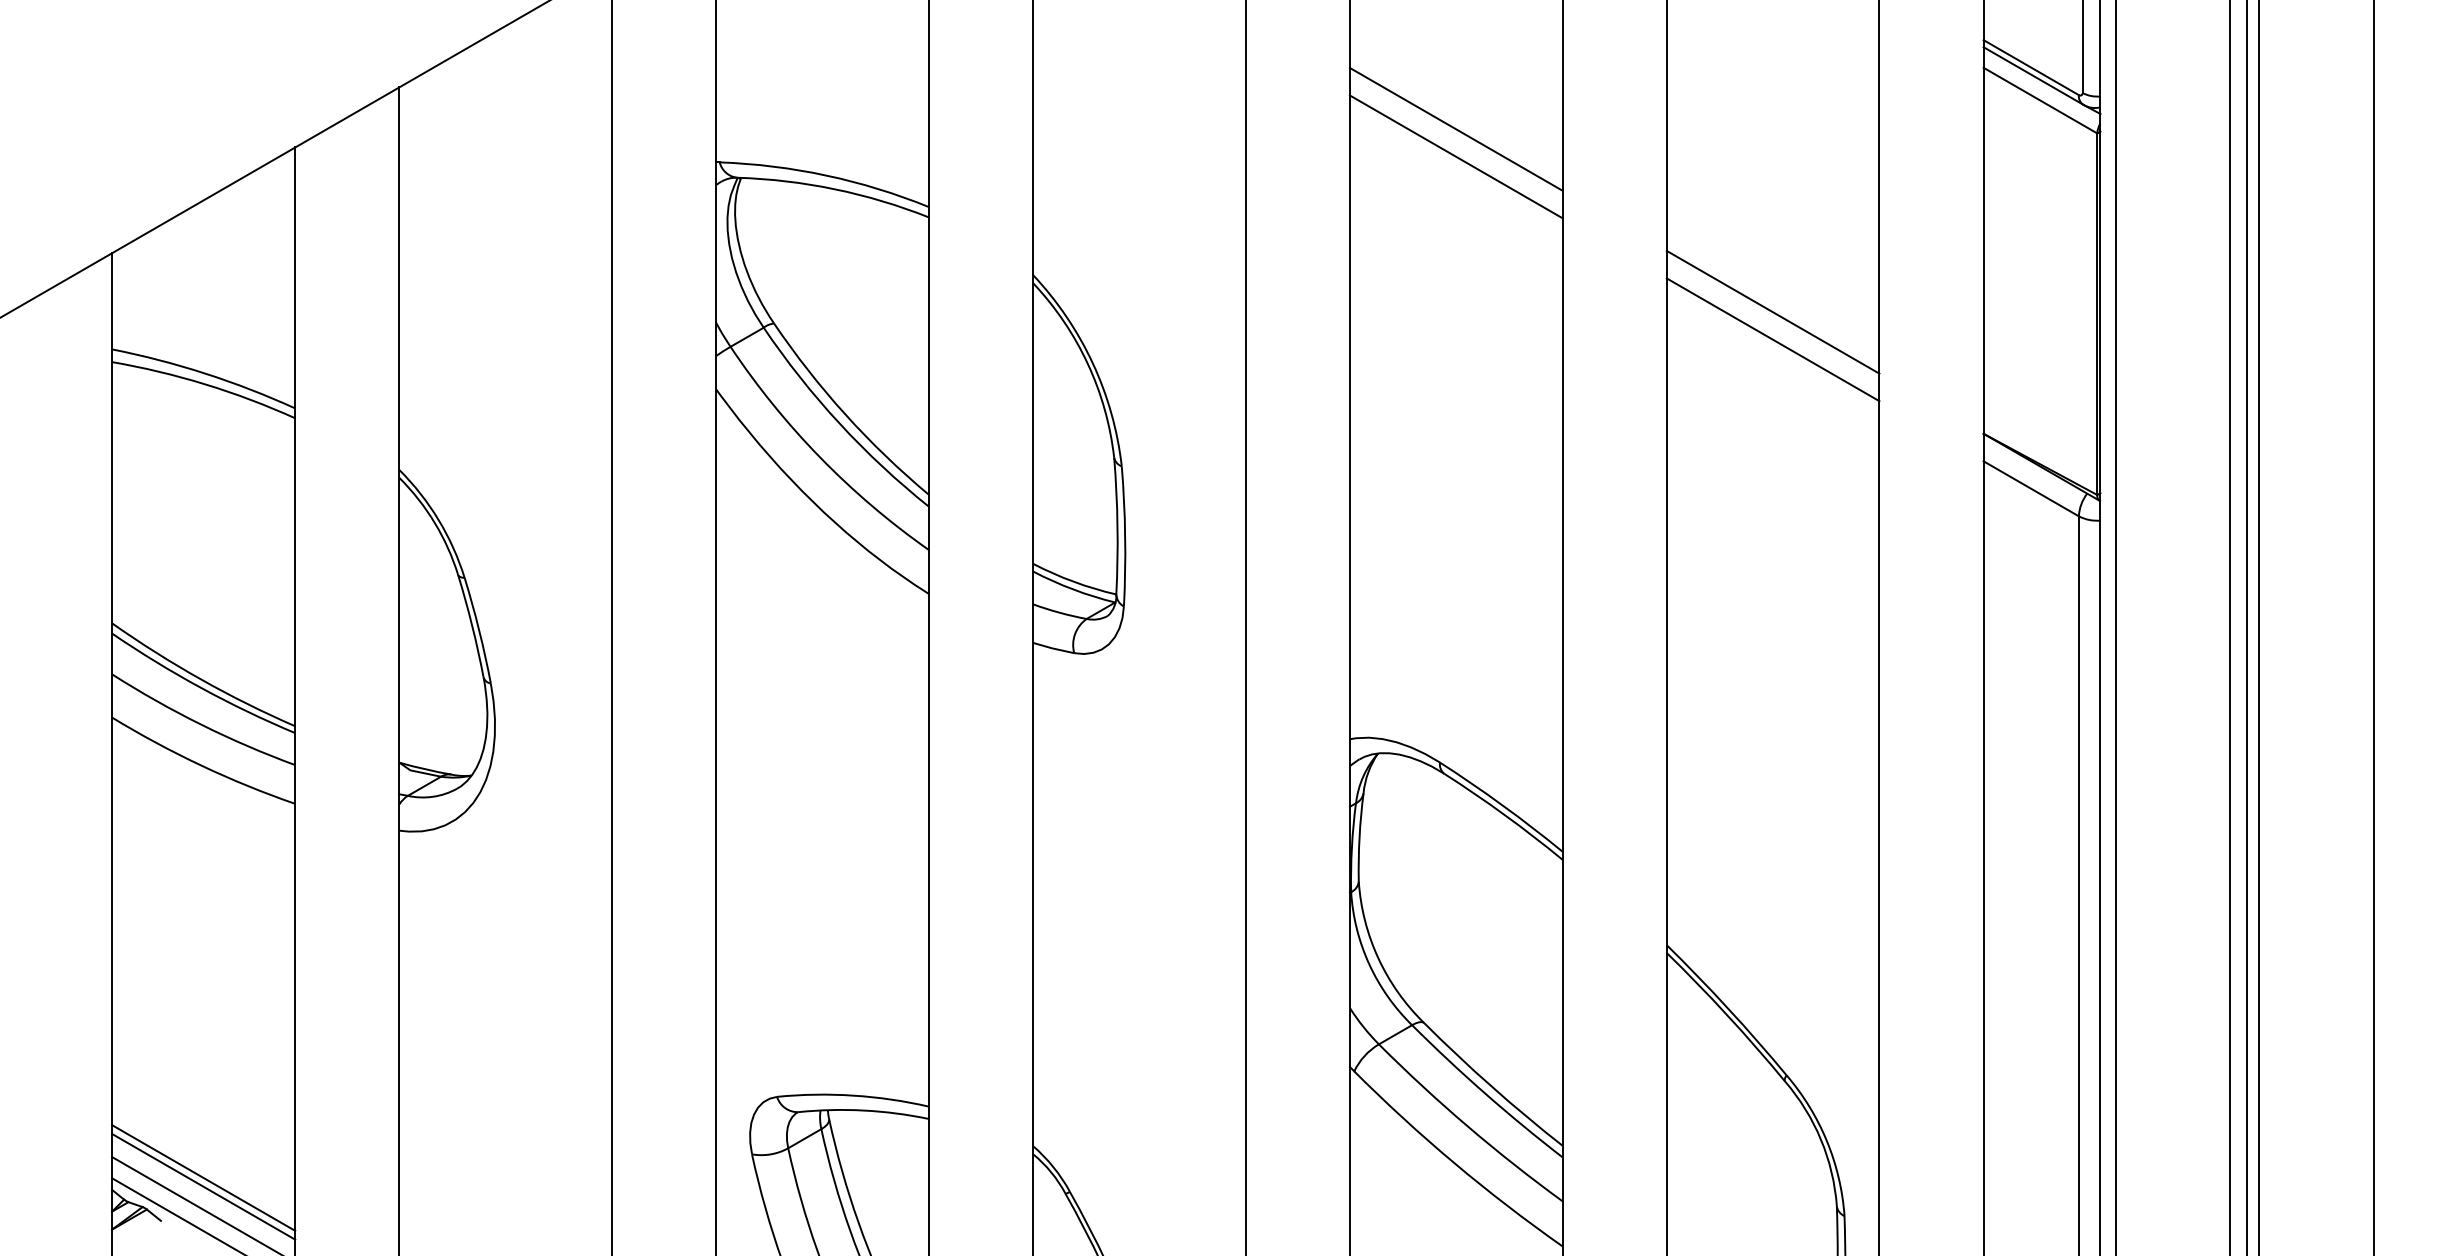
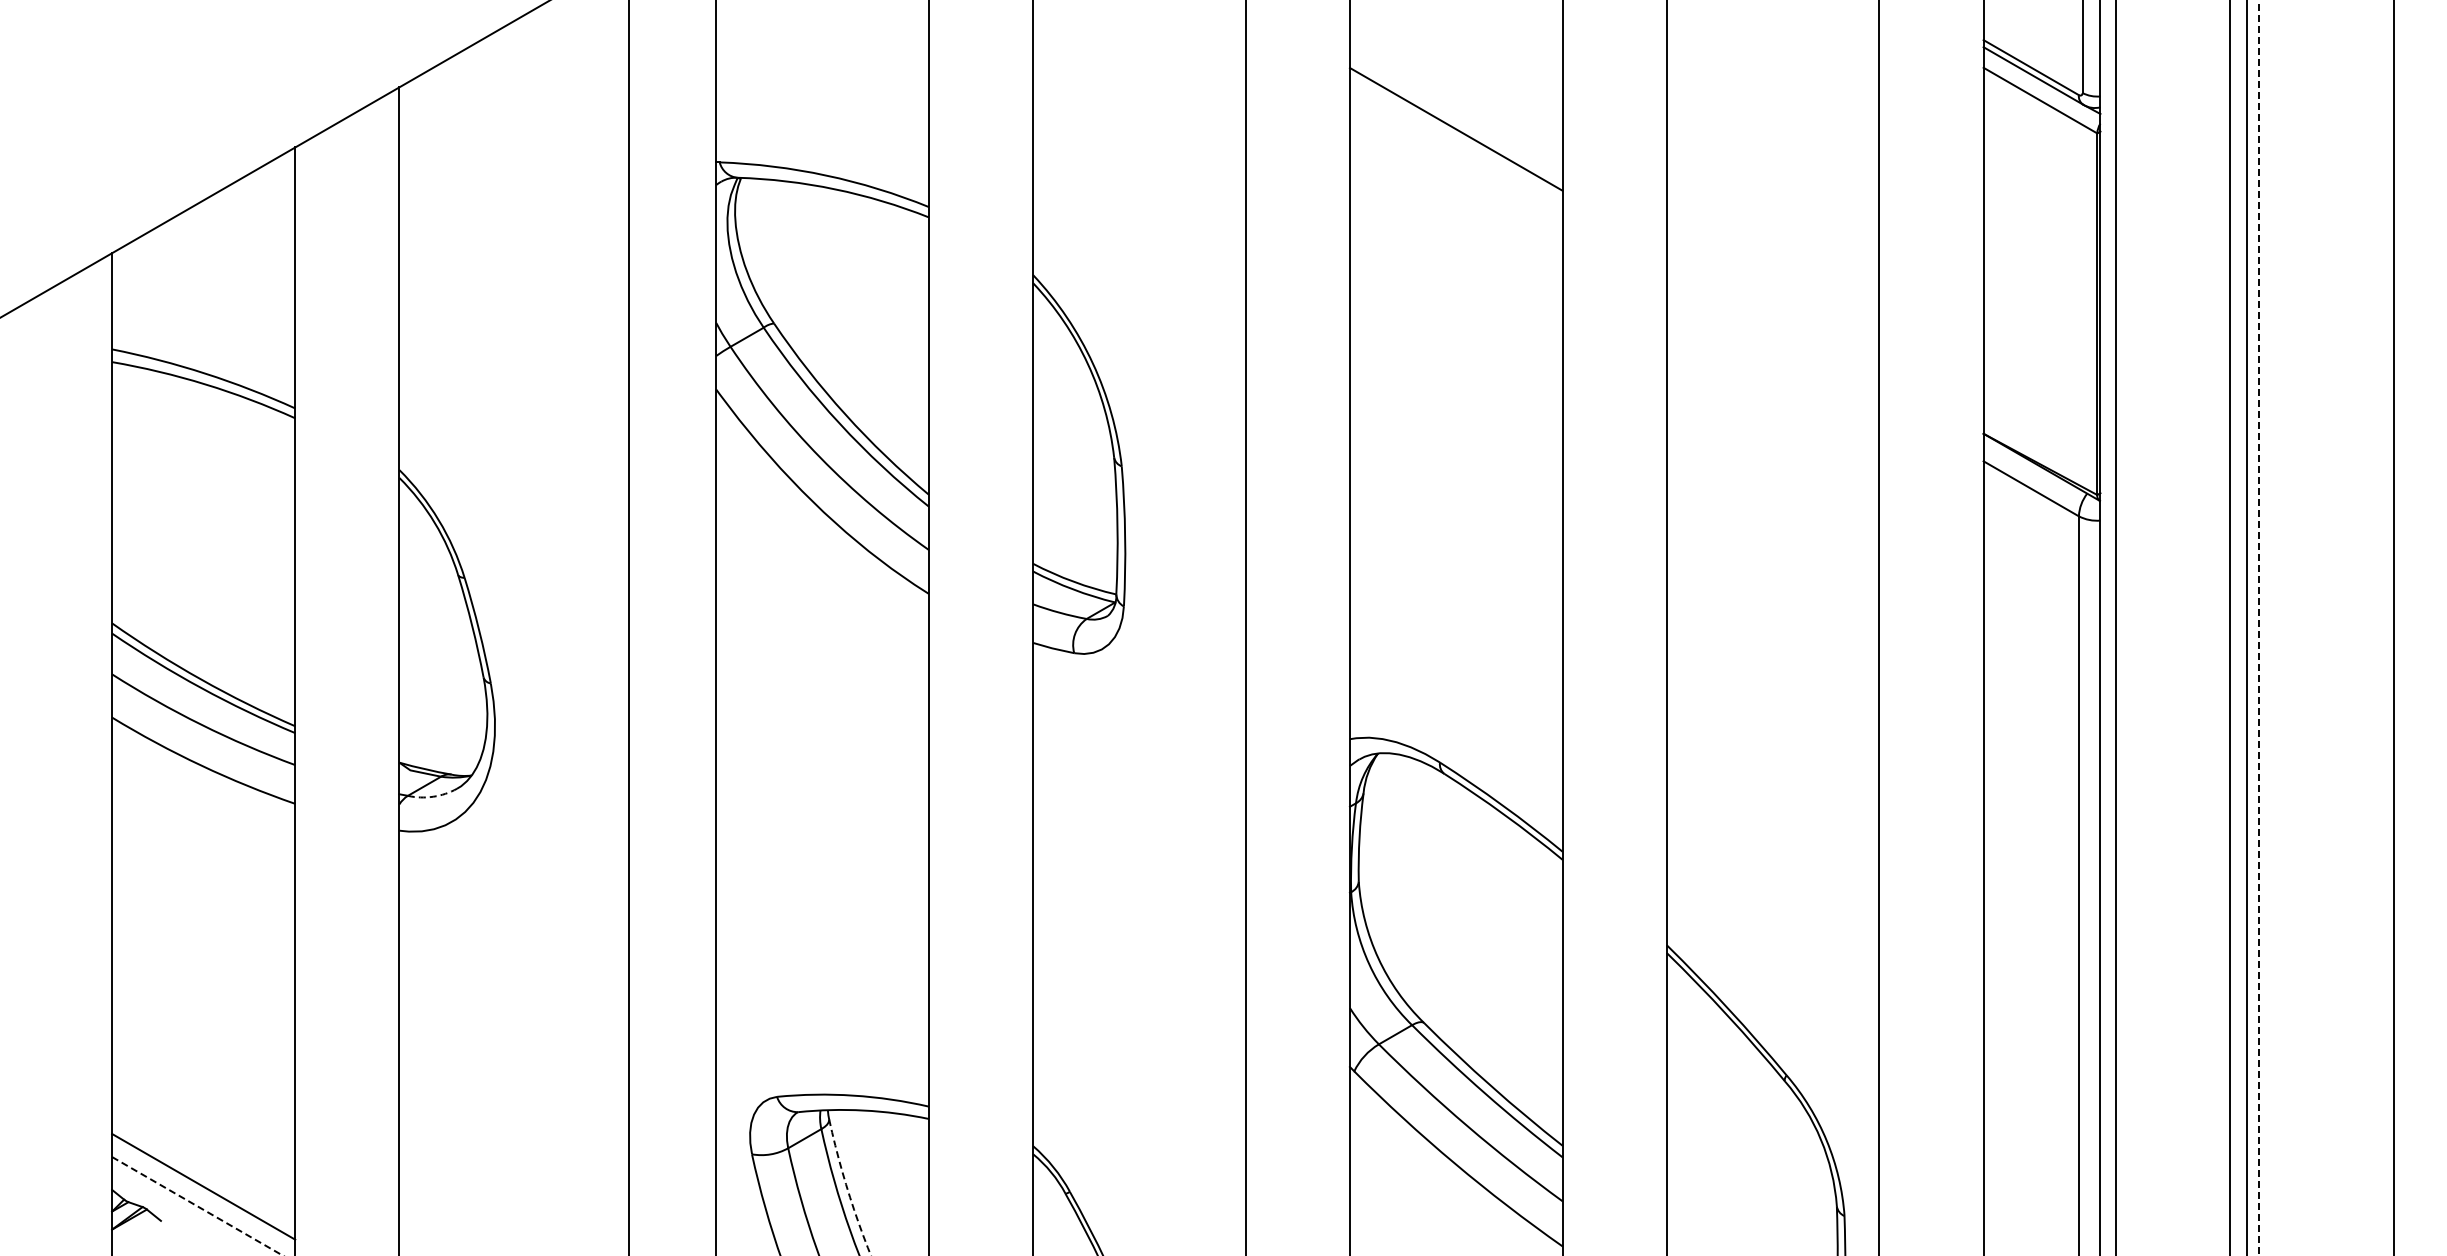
line: present -> none (1455, 156)
line: present -> none (1772, 311)
line: present -> none (1772, 339)
line position: (612, 627) -> (629, 627) (629, 627)
line position: (2373, 627) -> (2393, 627) (2393, 627)
line: solid -> dashed (2259, 628)
arc: solid -> dashed (433, 796)
line: present -> none (203, 1177)
arc: solid -> dashed (847, 1188)
line: solid -> dashed (197, 1206)
line: present -> none (176, 1215)
